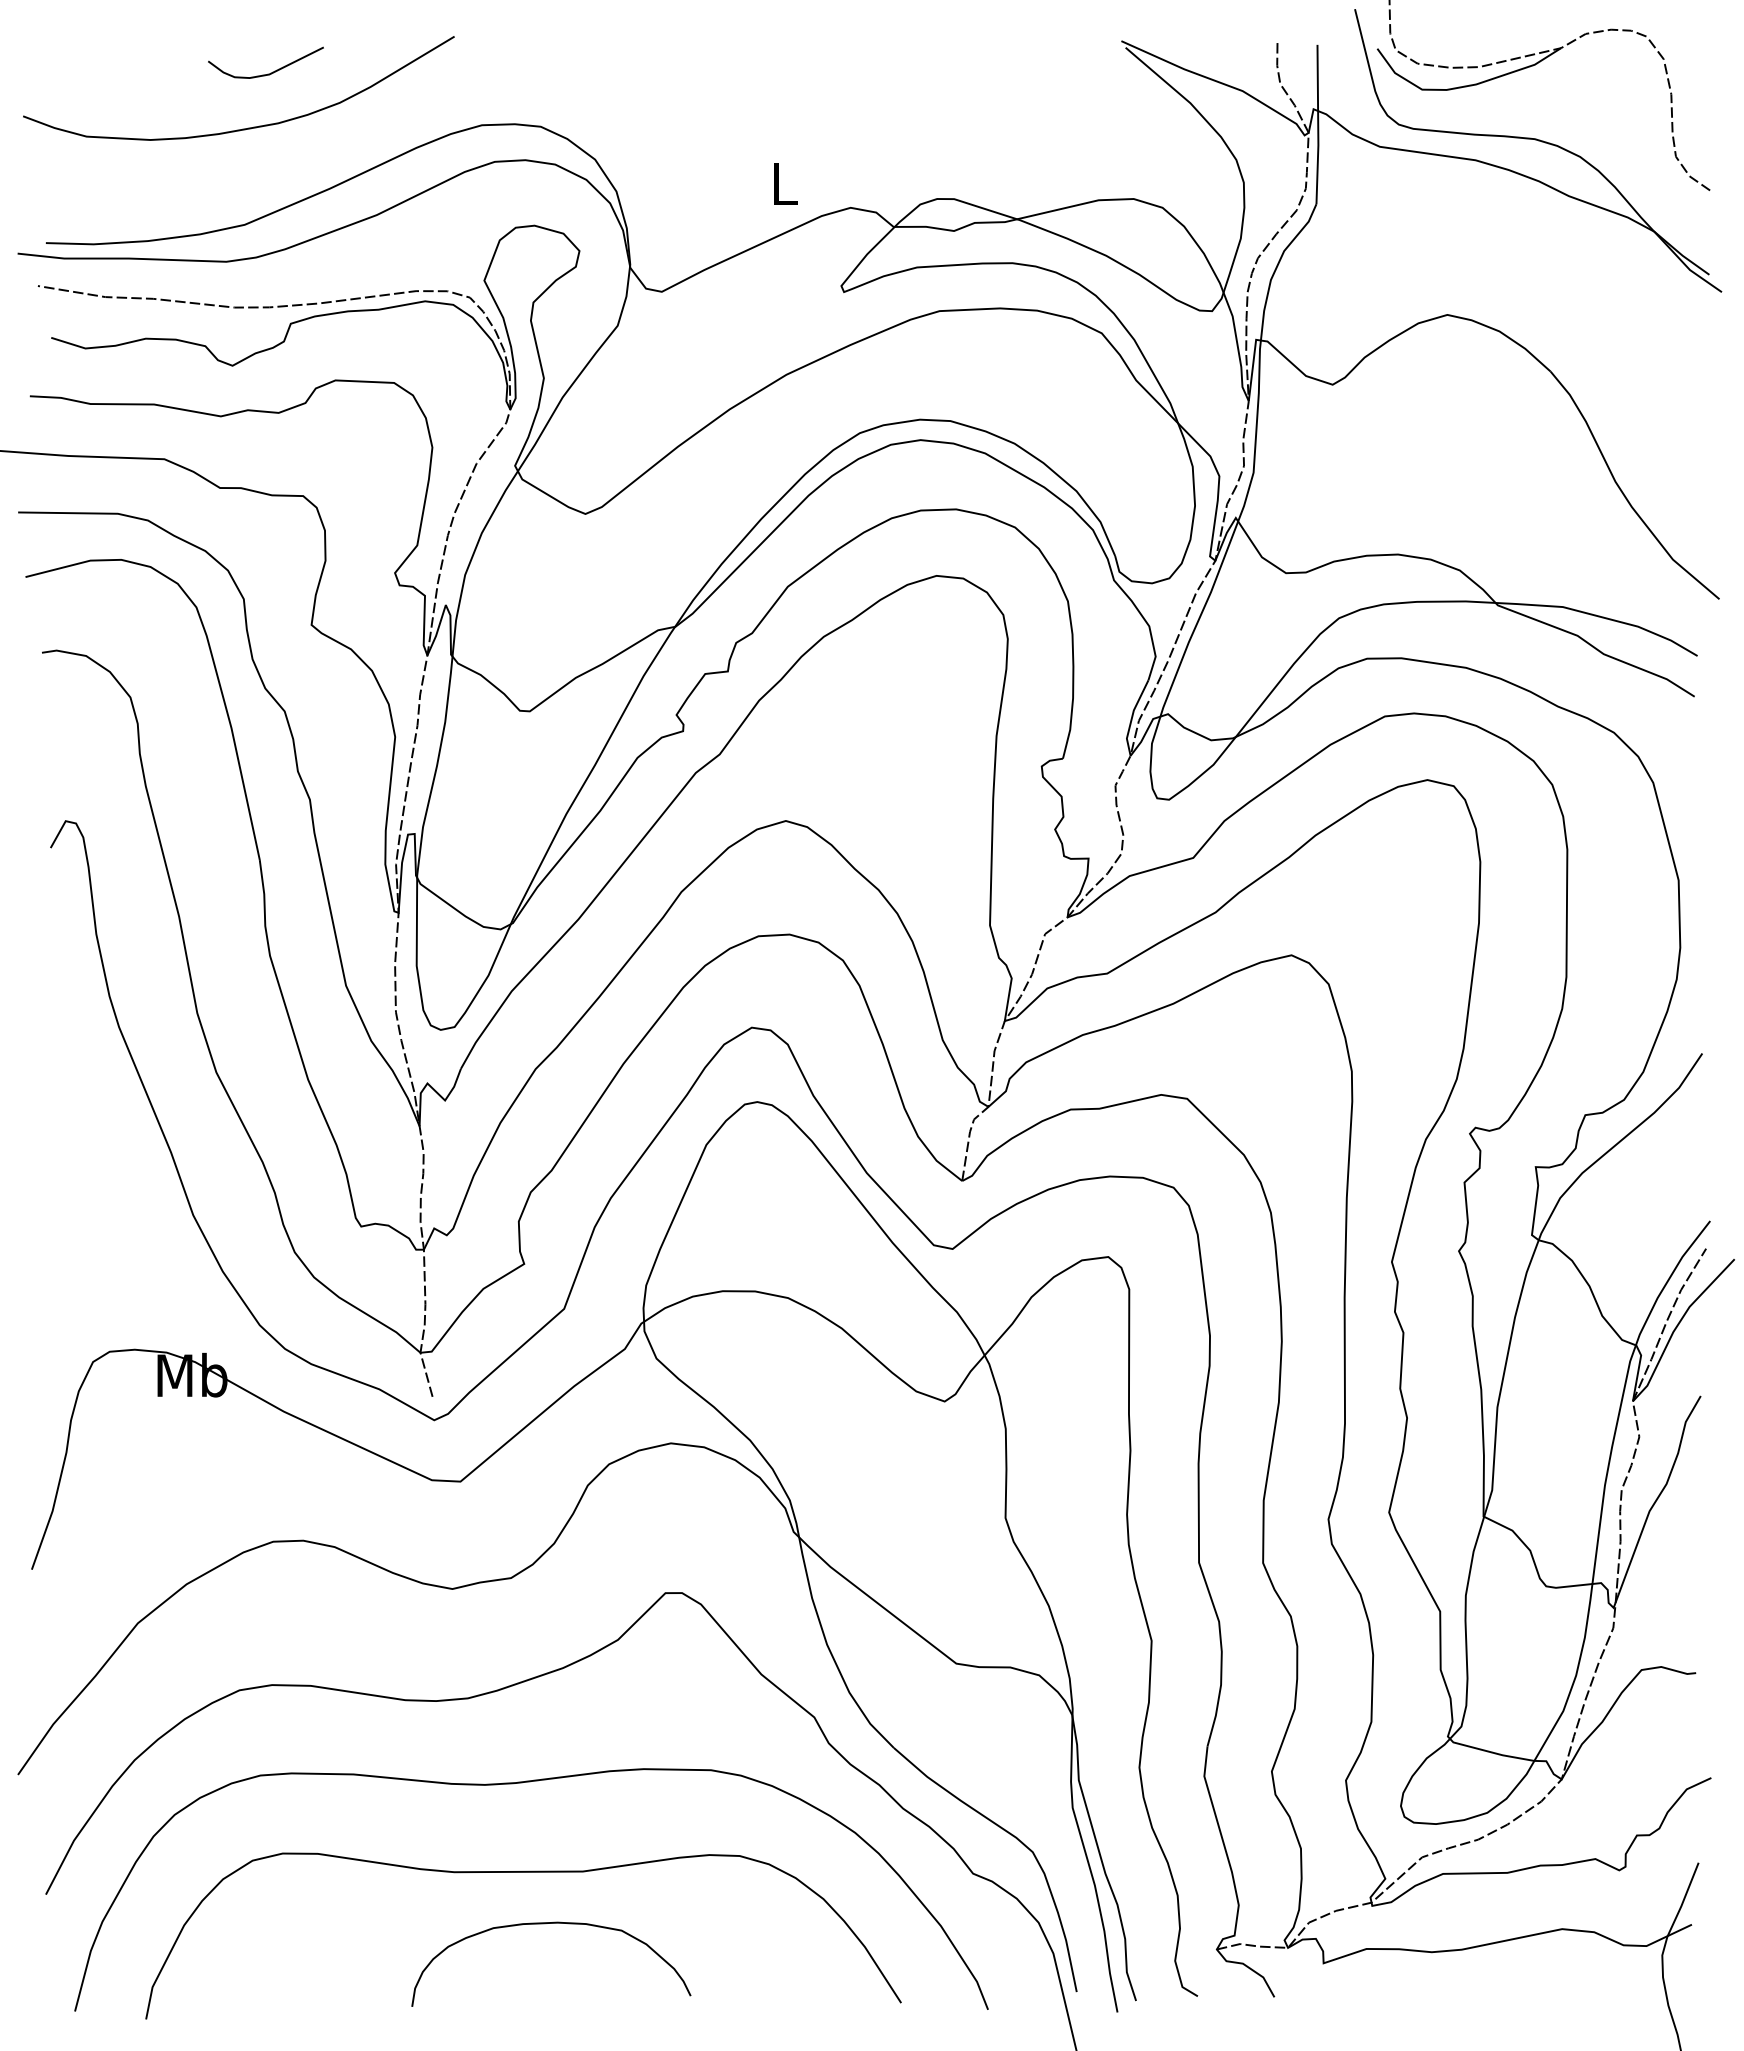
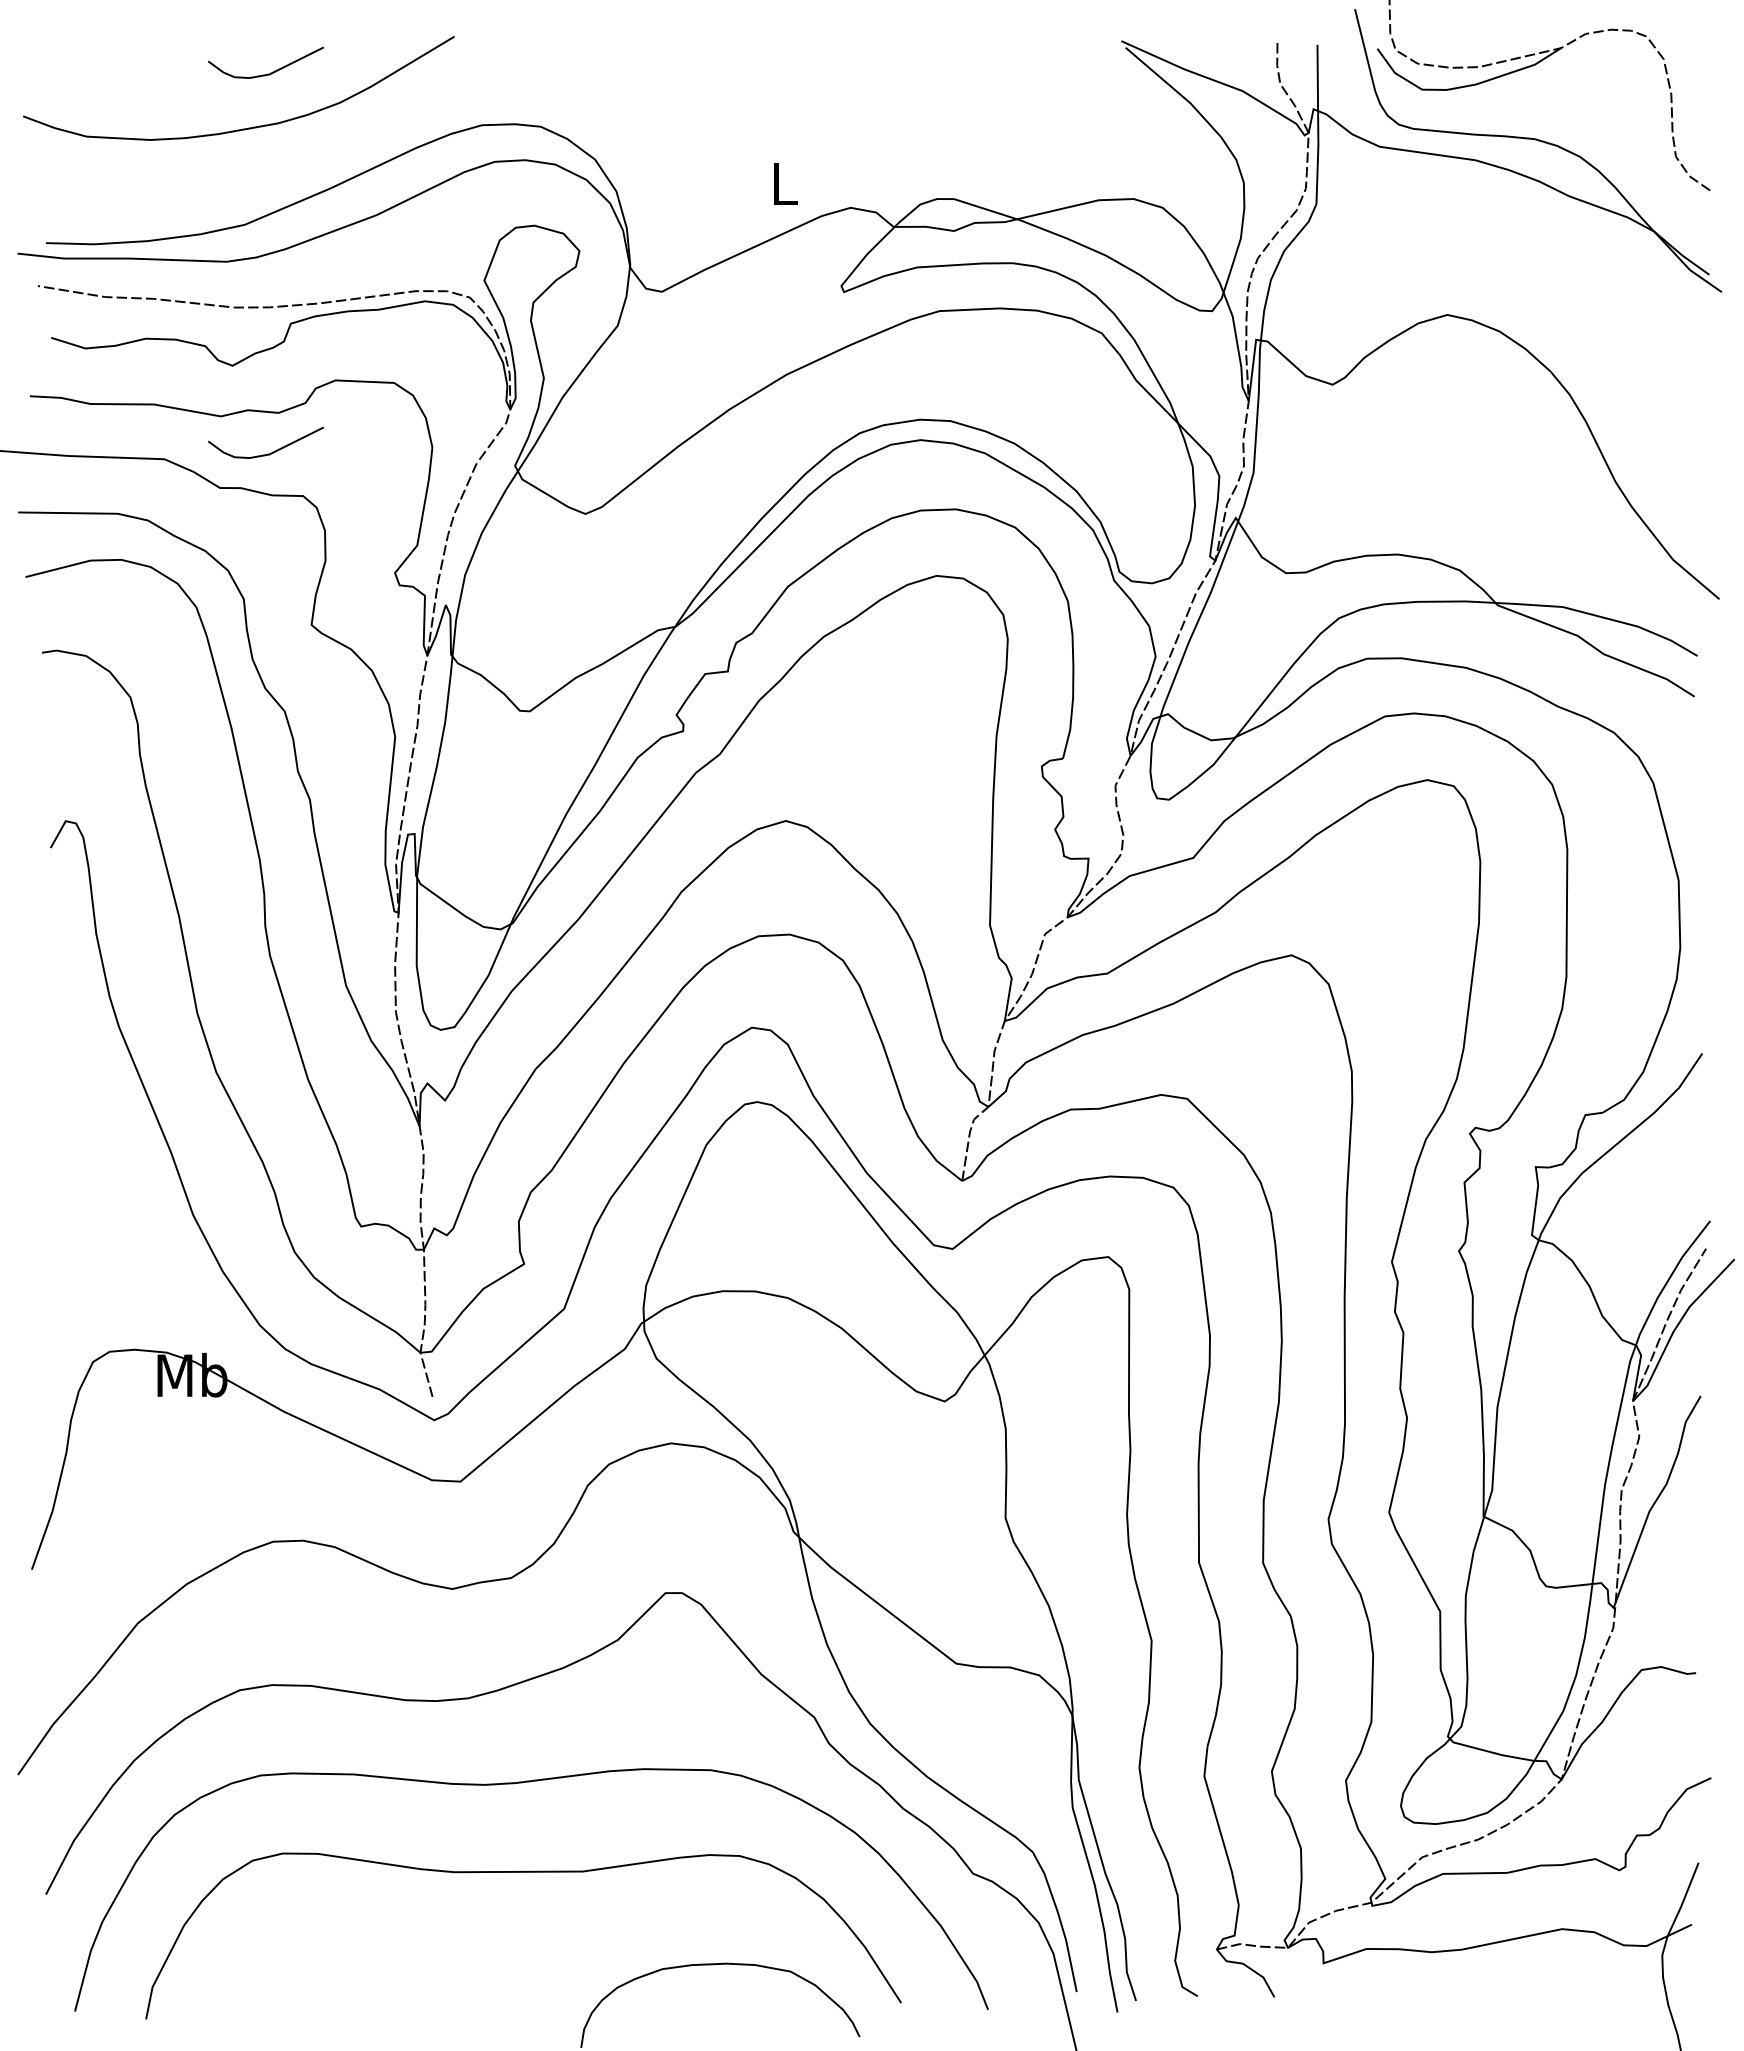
curve: none -> present (270, 452)
curve position: (545, 1924) -> (714, 1965) (714, 1965)
